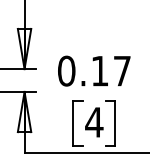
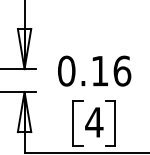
text: 0.17 -> 0.16 (122, 70)
